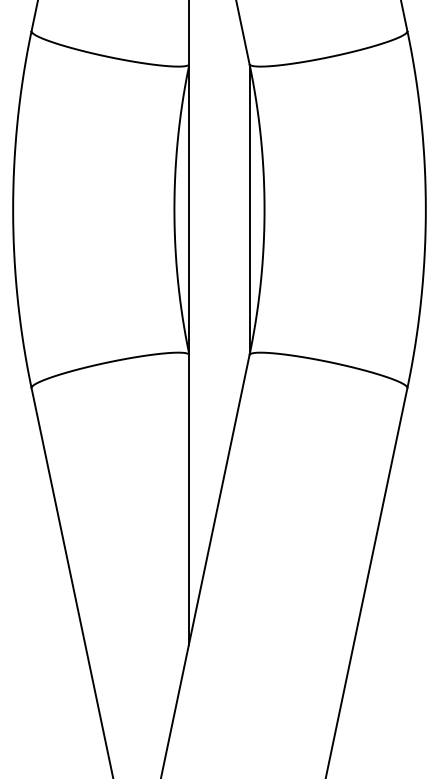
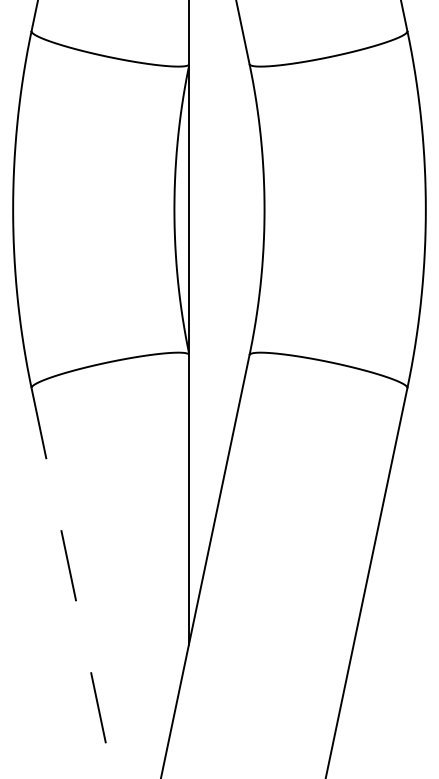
line: present -> none (250, 209)
line: solid -> dashed (72, 583)
